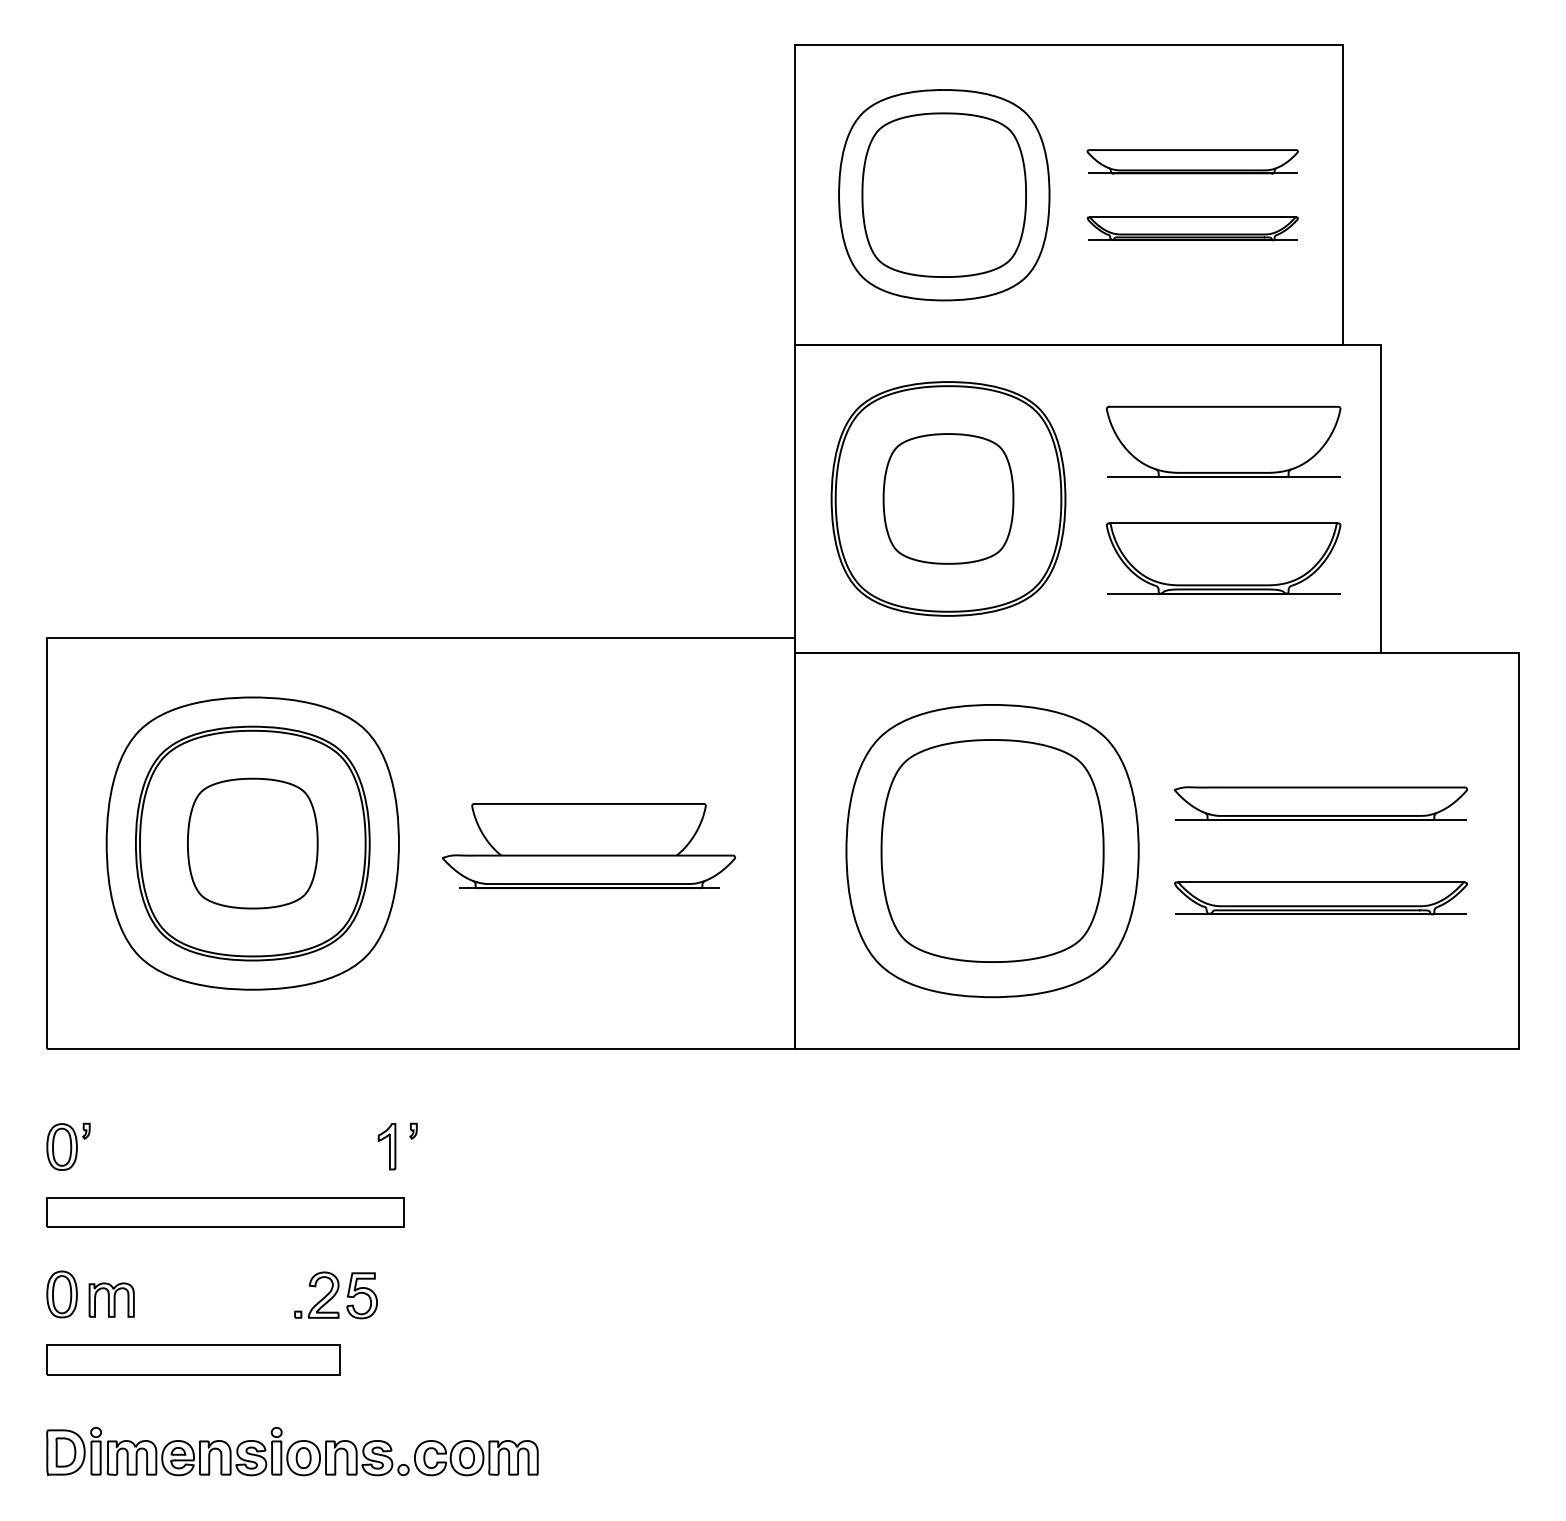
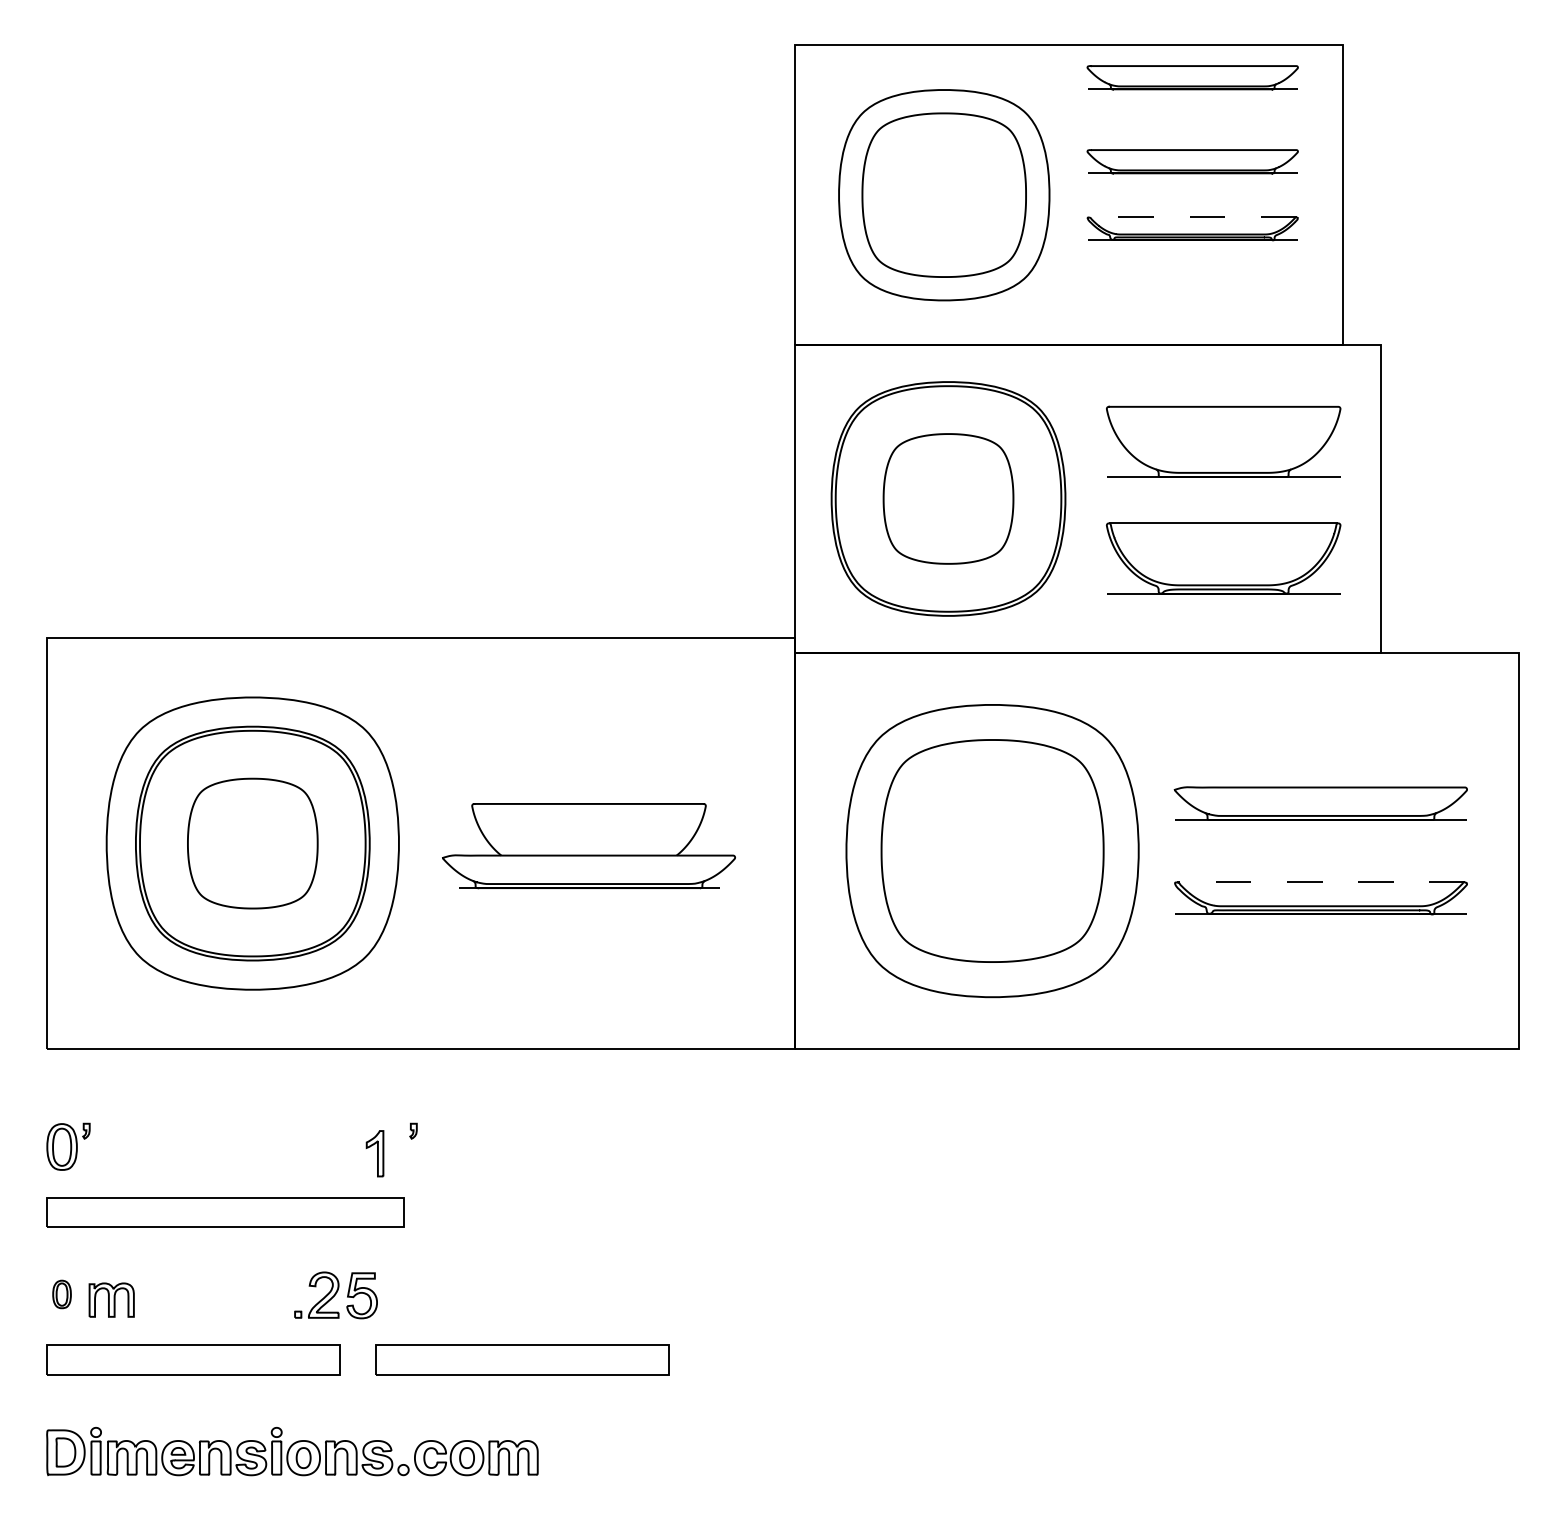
part: none -> present (1192, 77)
line: solid -> dashed (1192, 217)
line: solid -> dashed (1320, 881)
part position: (386, 1146) -> (374, 1153) (374, 1153)
part size: 32x49 px -> 20x31 px (61, 1294)
part: none -> present (522, 1359)
